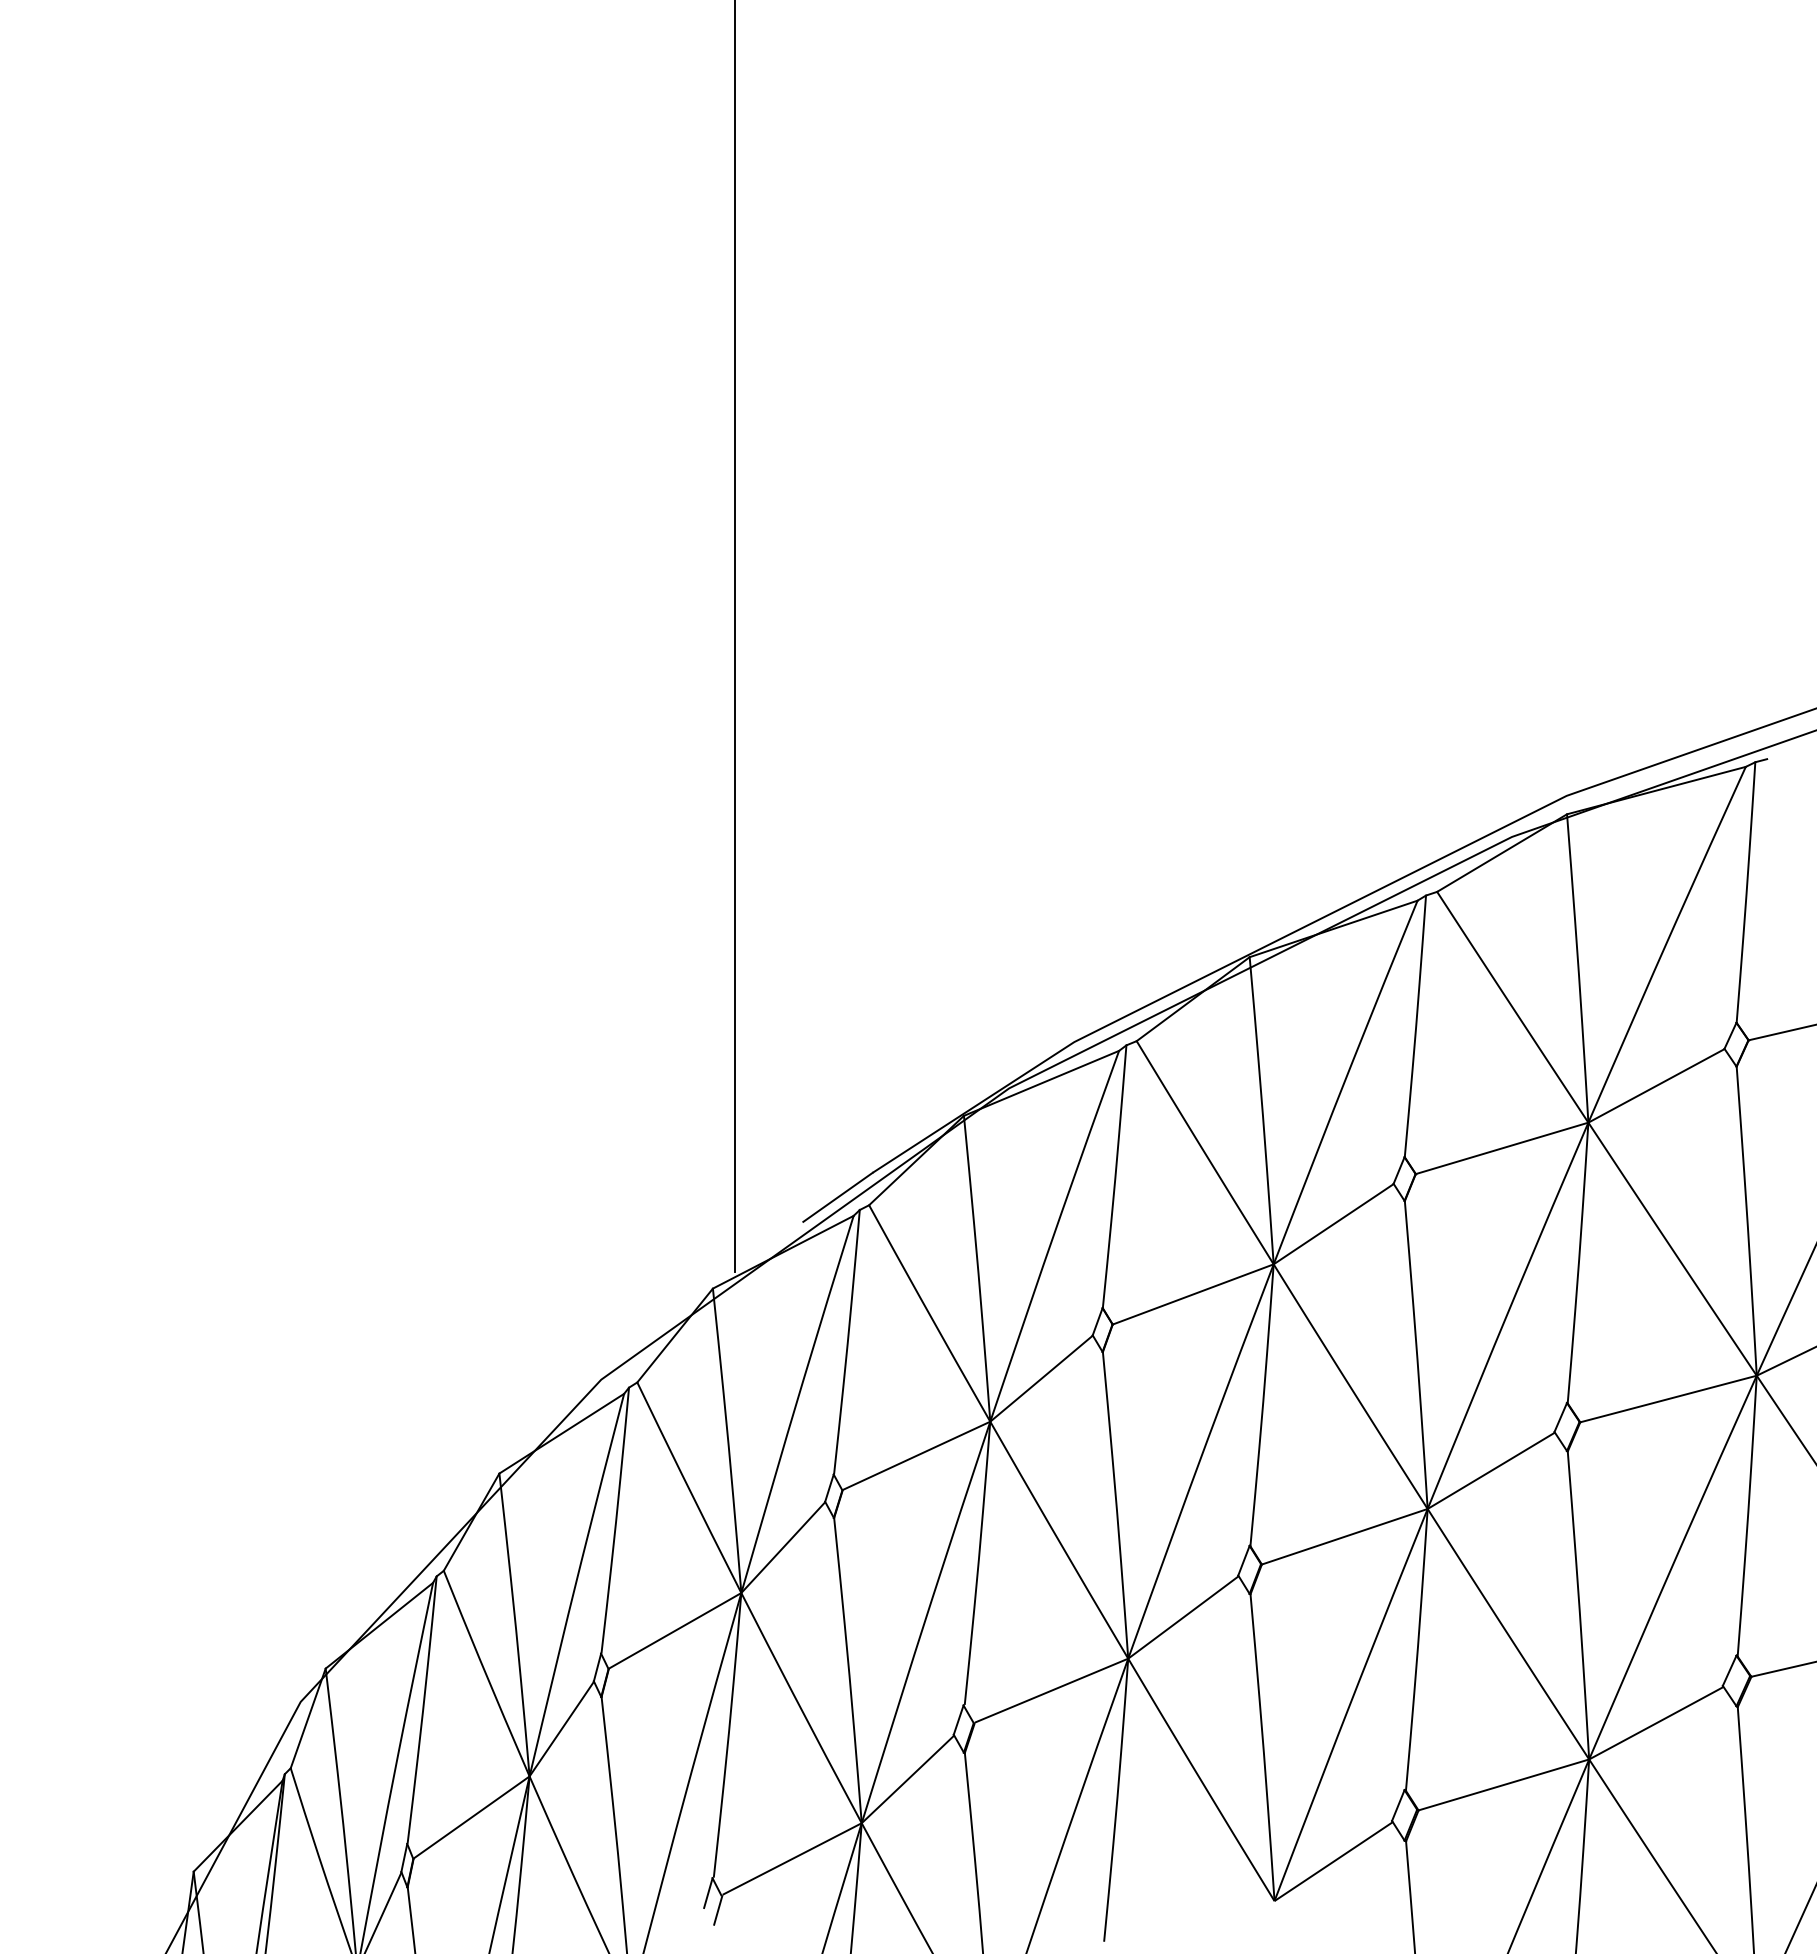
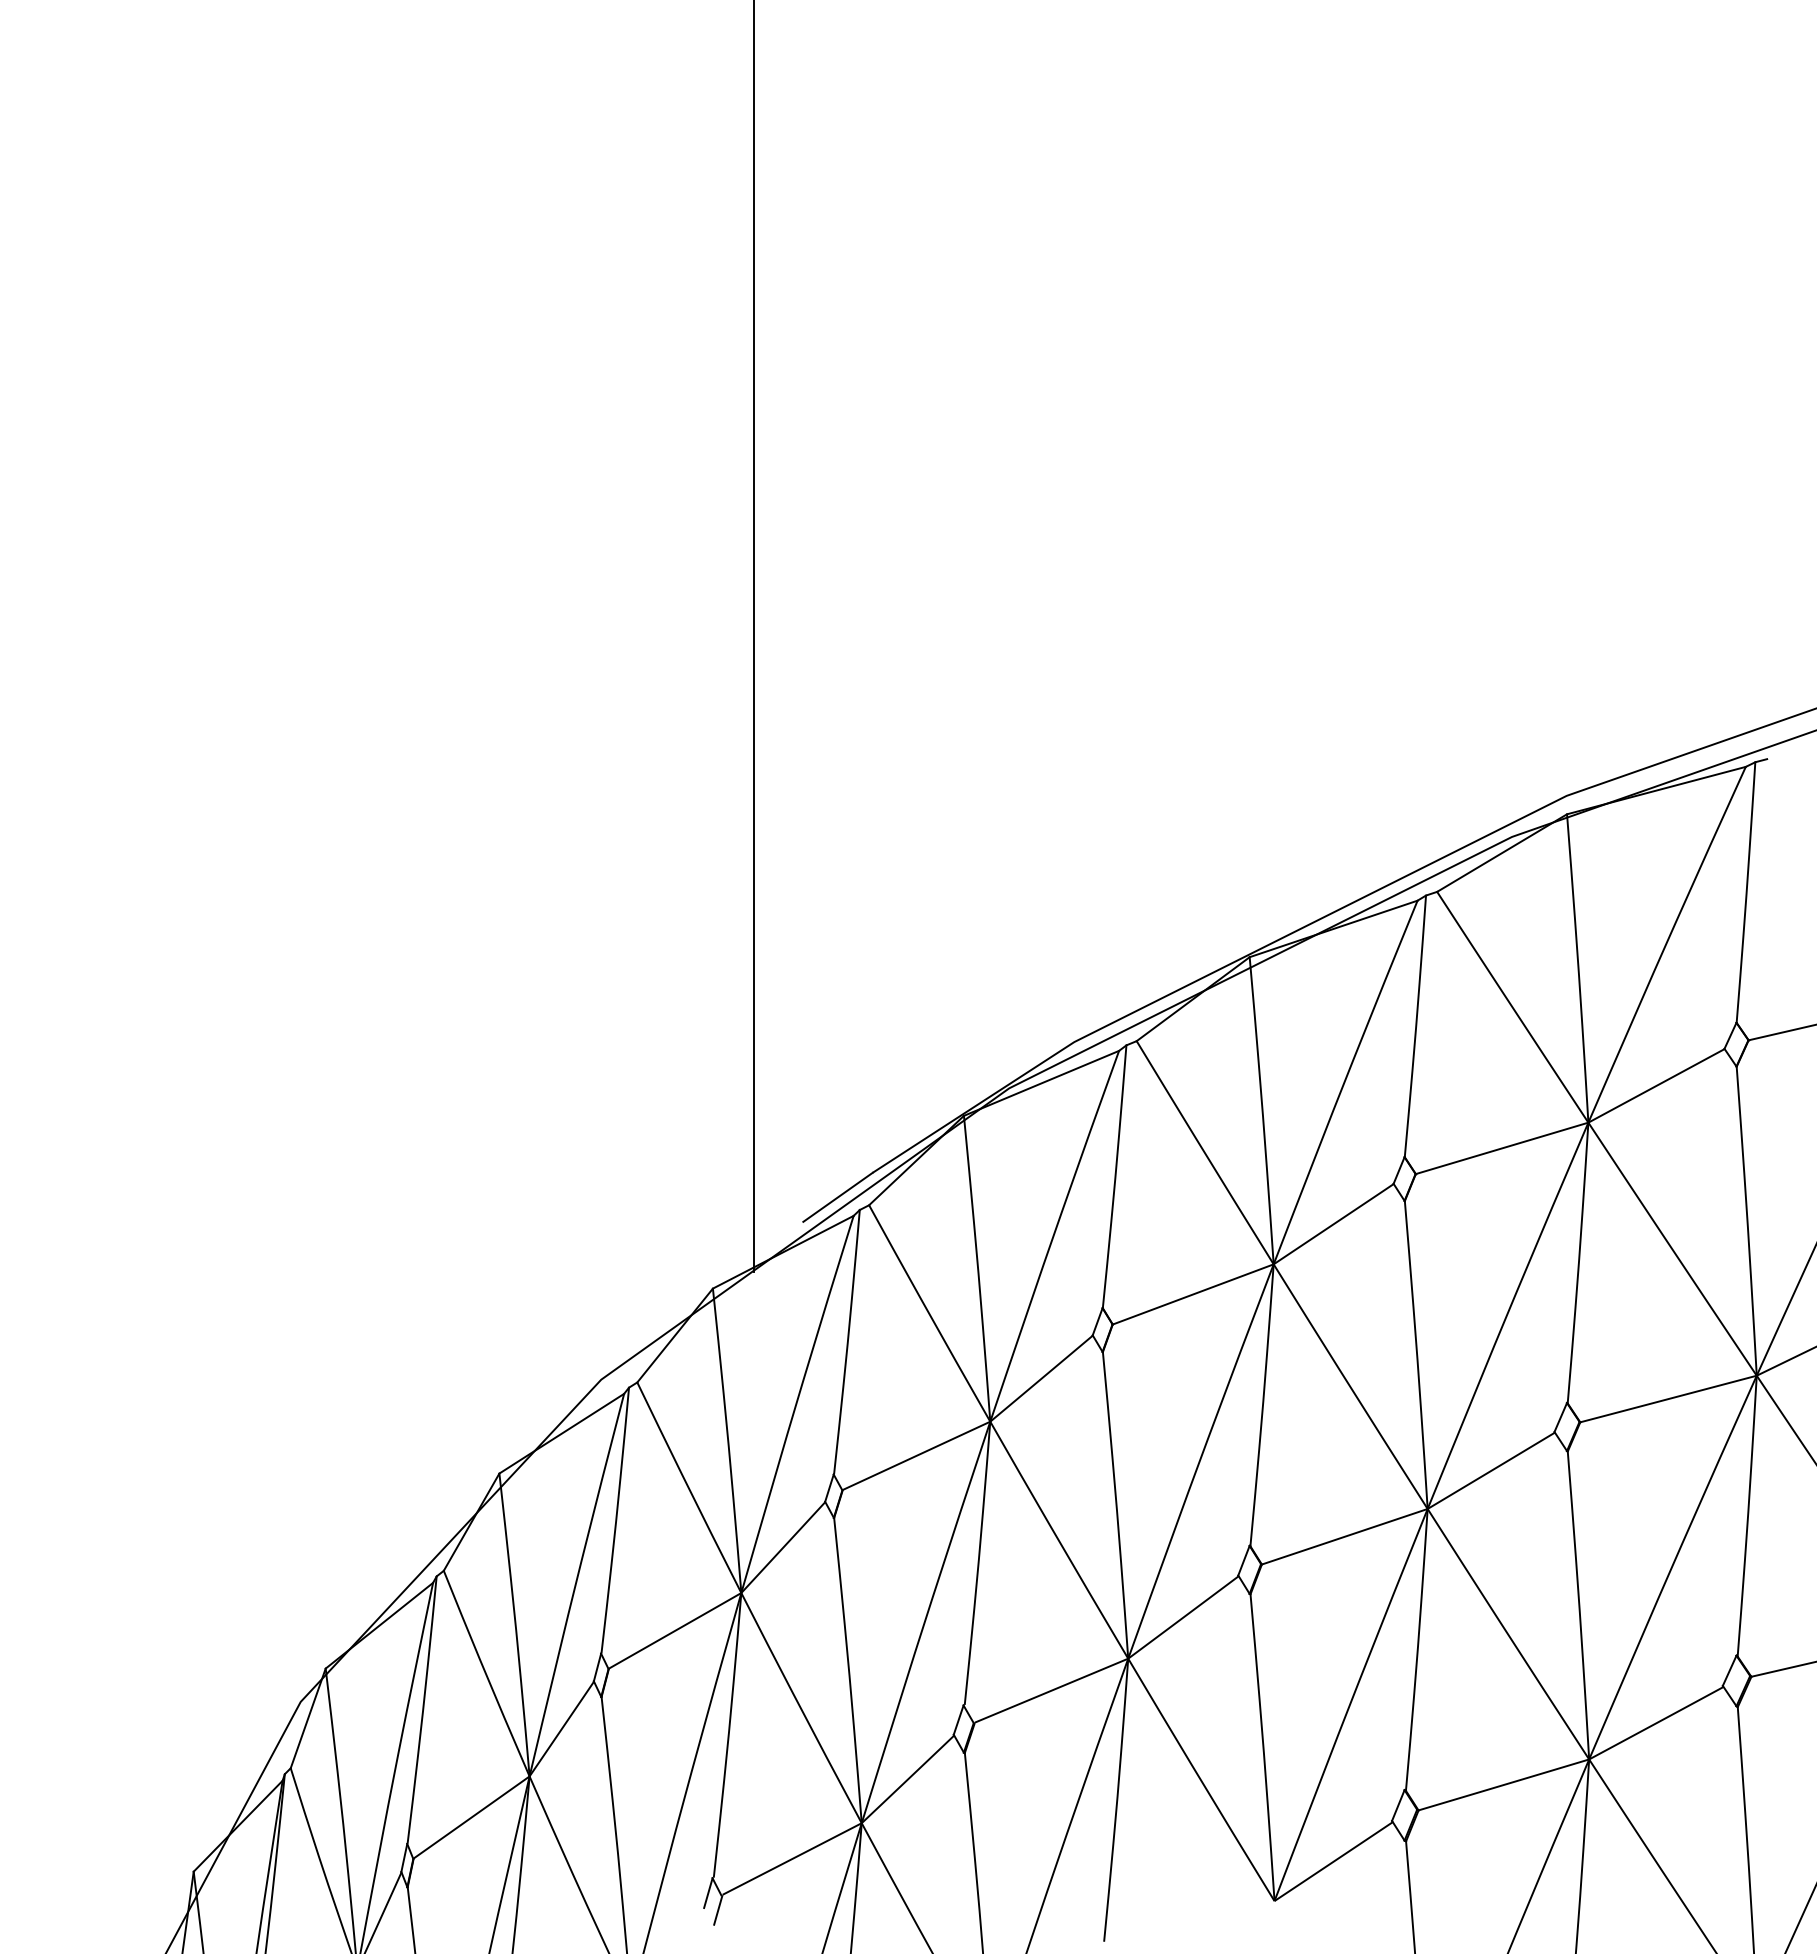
line position: (734, 637) -> (753, 637) (753, 637)
